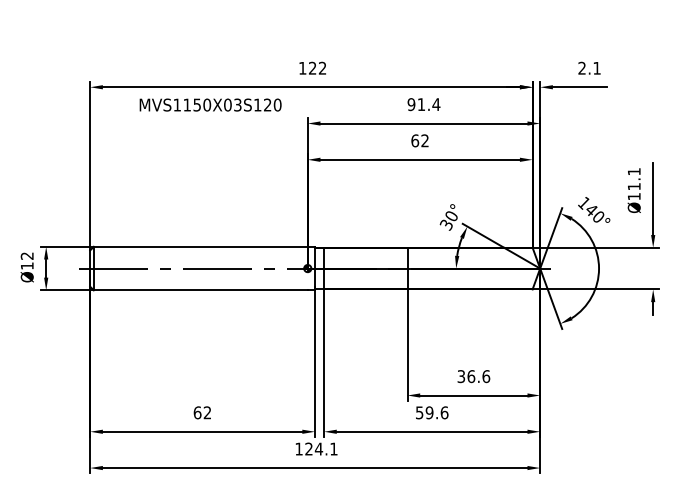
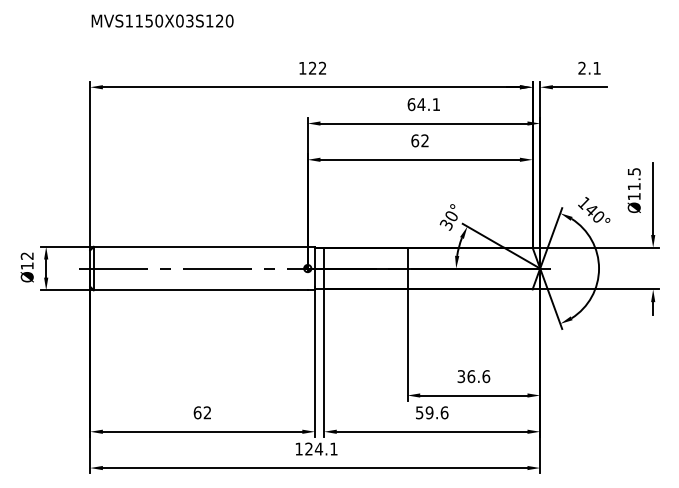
text position: (210, 104) -> (162, 20) (162, 20)
text: 91.4 -> 64.1 (423, 104)
text: Ø11.1 -> Ø11.5 (634, 171)
